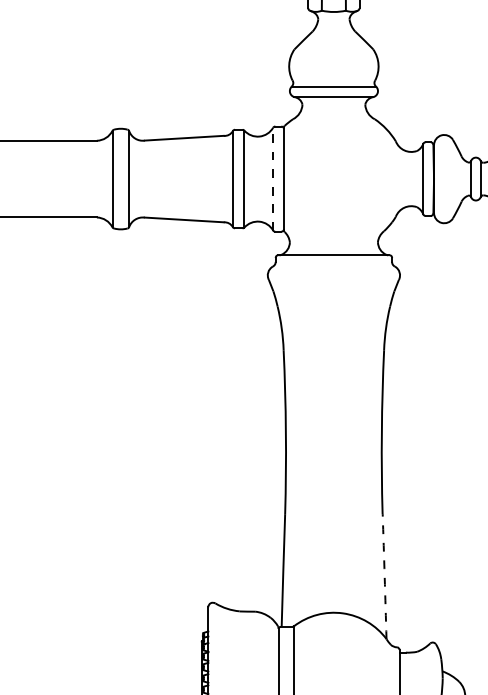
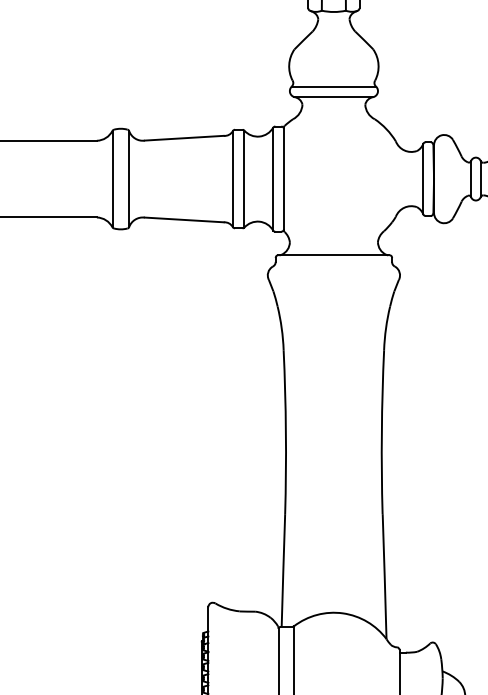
line: dashed -> solid (273, 178)
arc: dashed -> solid (384, 576)
